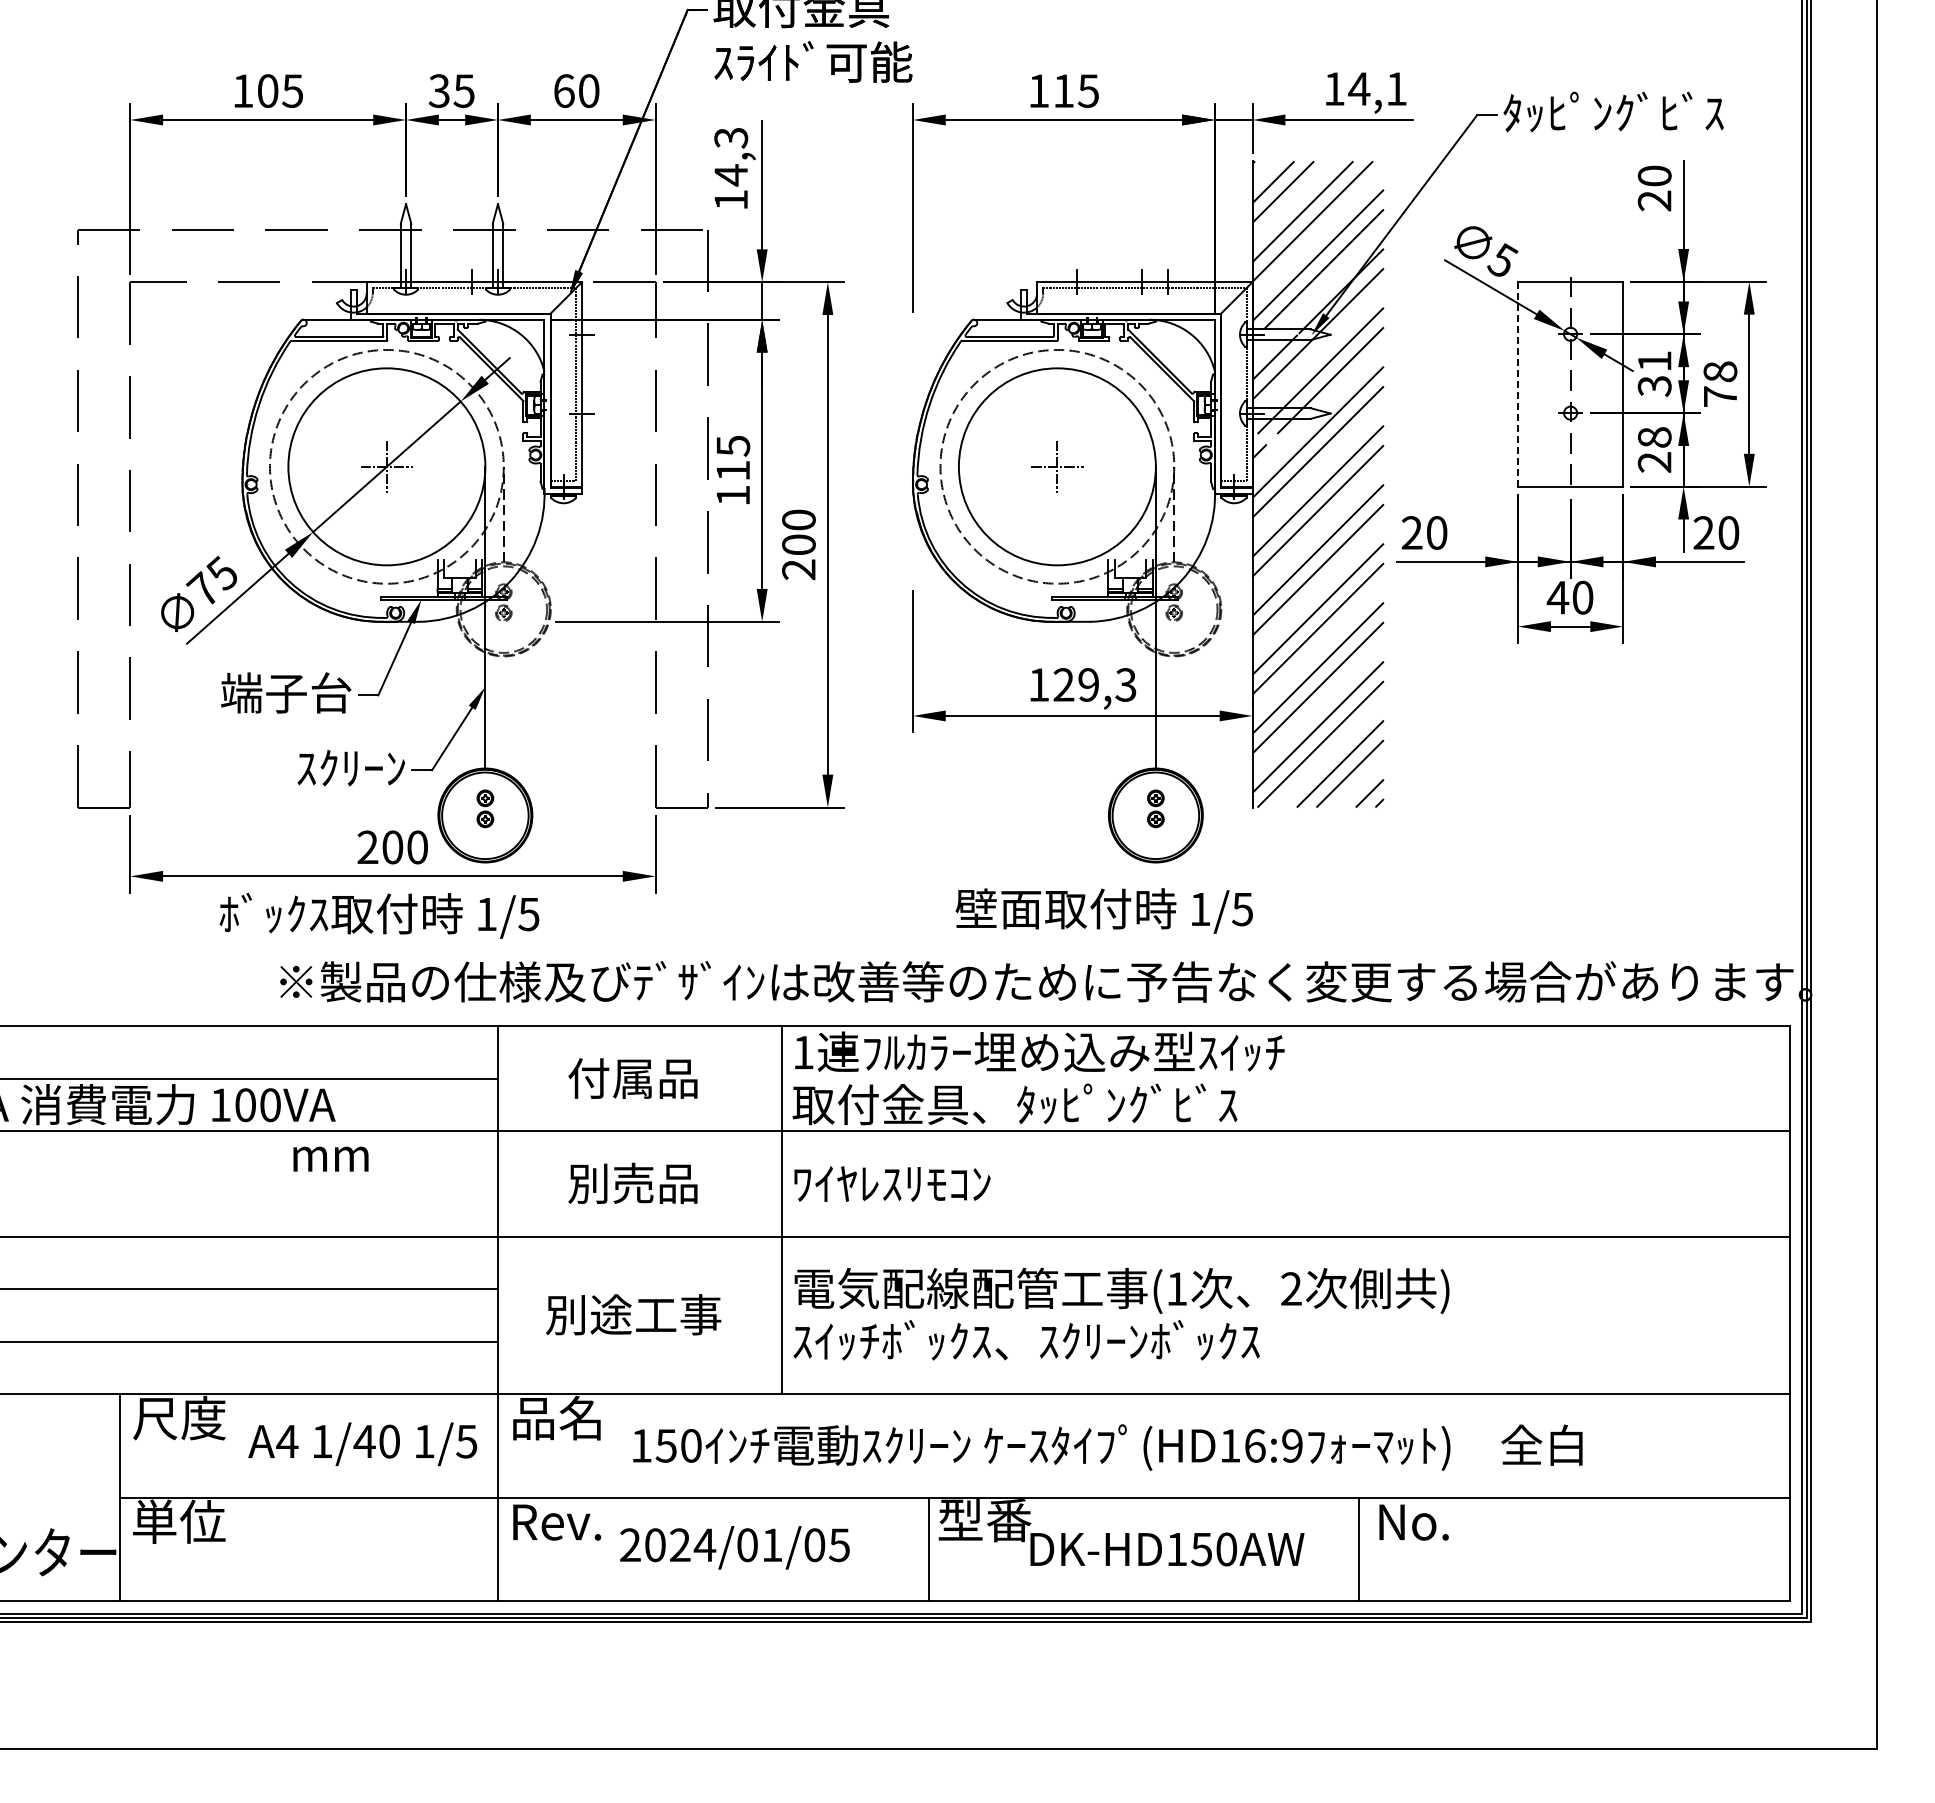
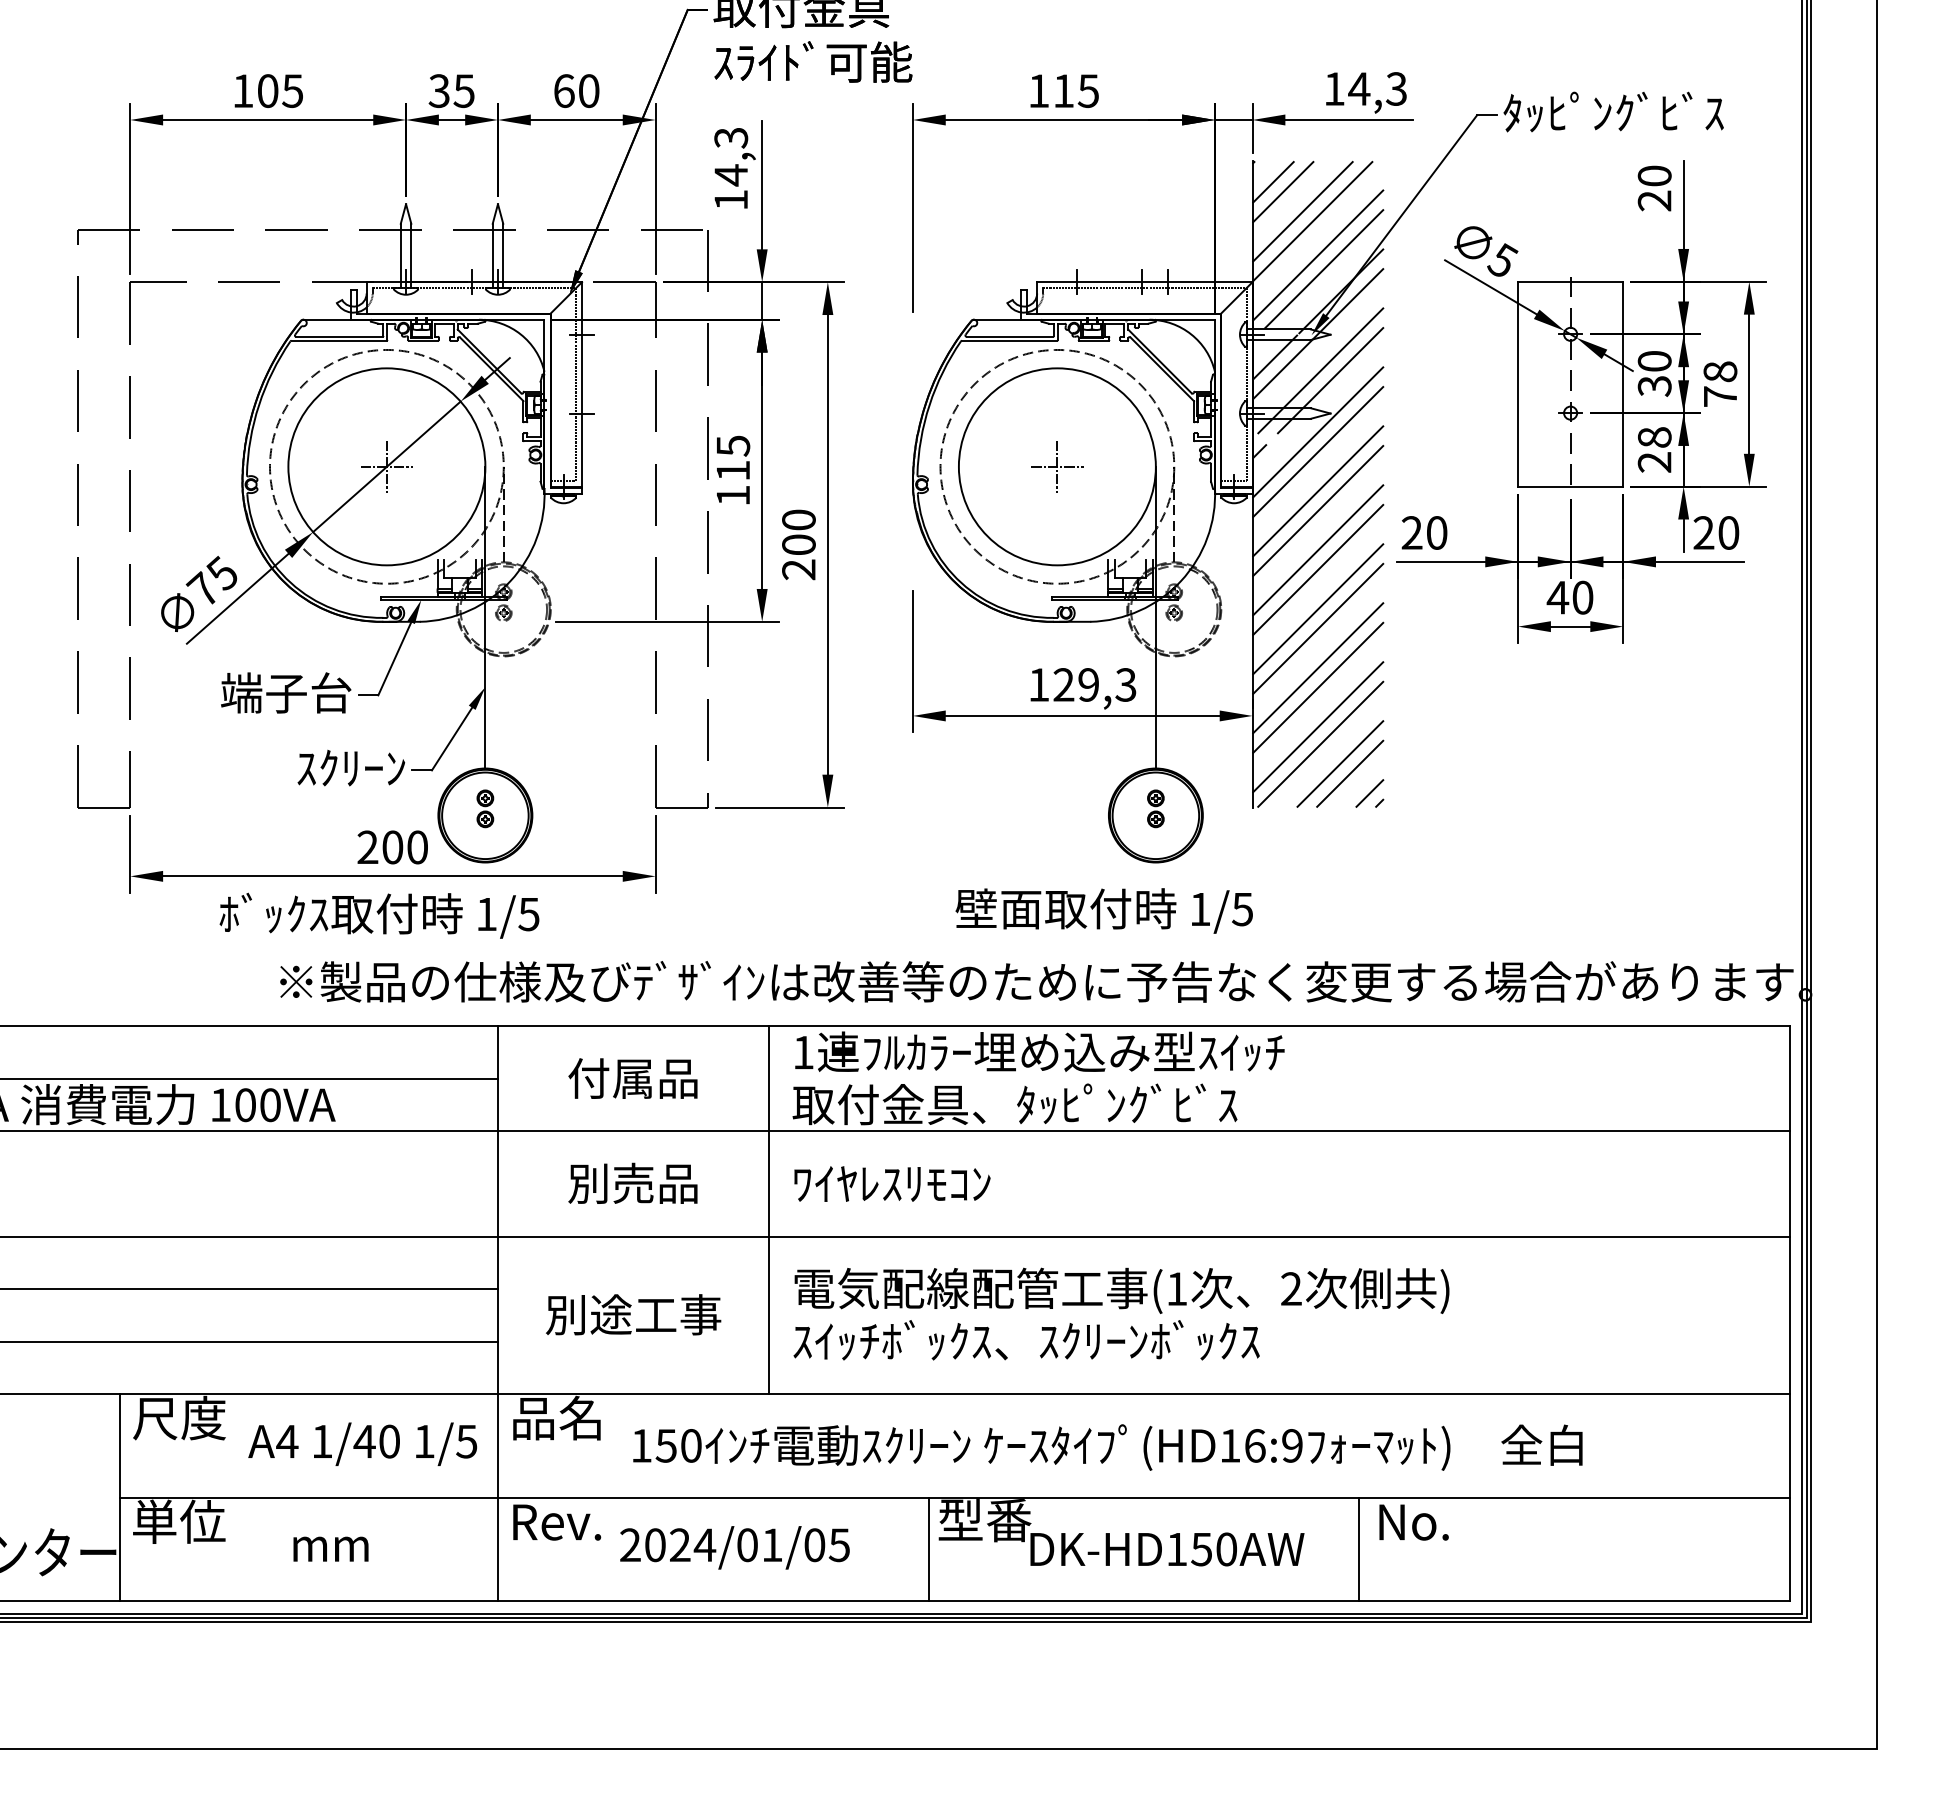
text: 14,1 -> 14,3 (1396, 88)
text: 31 -> 30 (1654, 361)
line: dashed -> solid (1518, 384)
text position: (330, 1158) -> (330, 1548) (330, 1548)
line position: (782, 1210) -> (769, 1210) (769, 1210)
